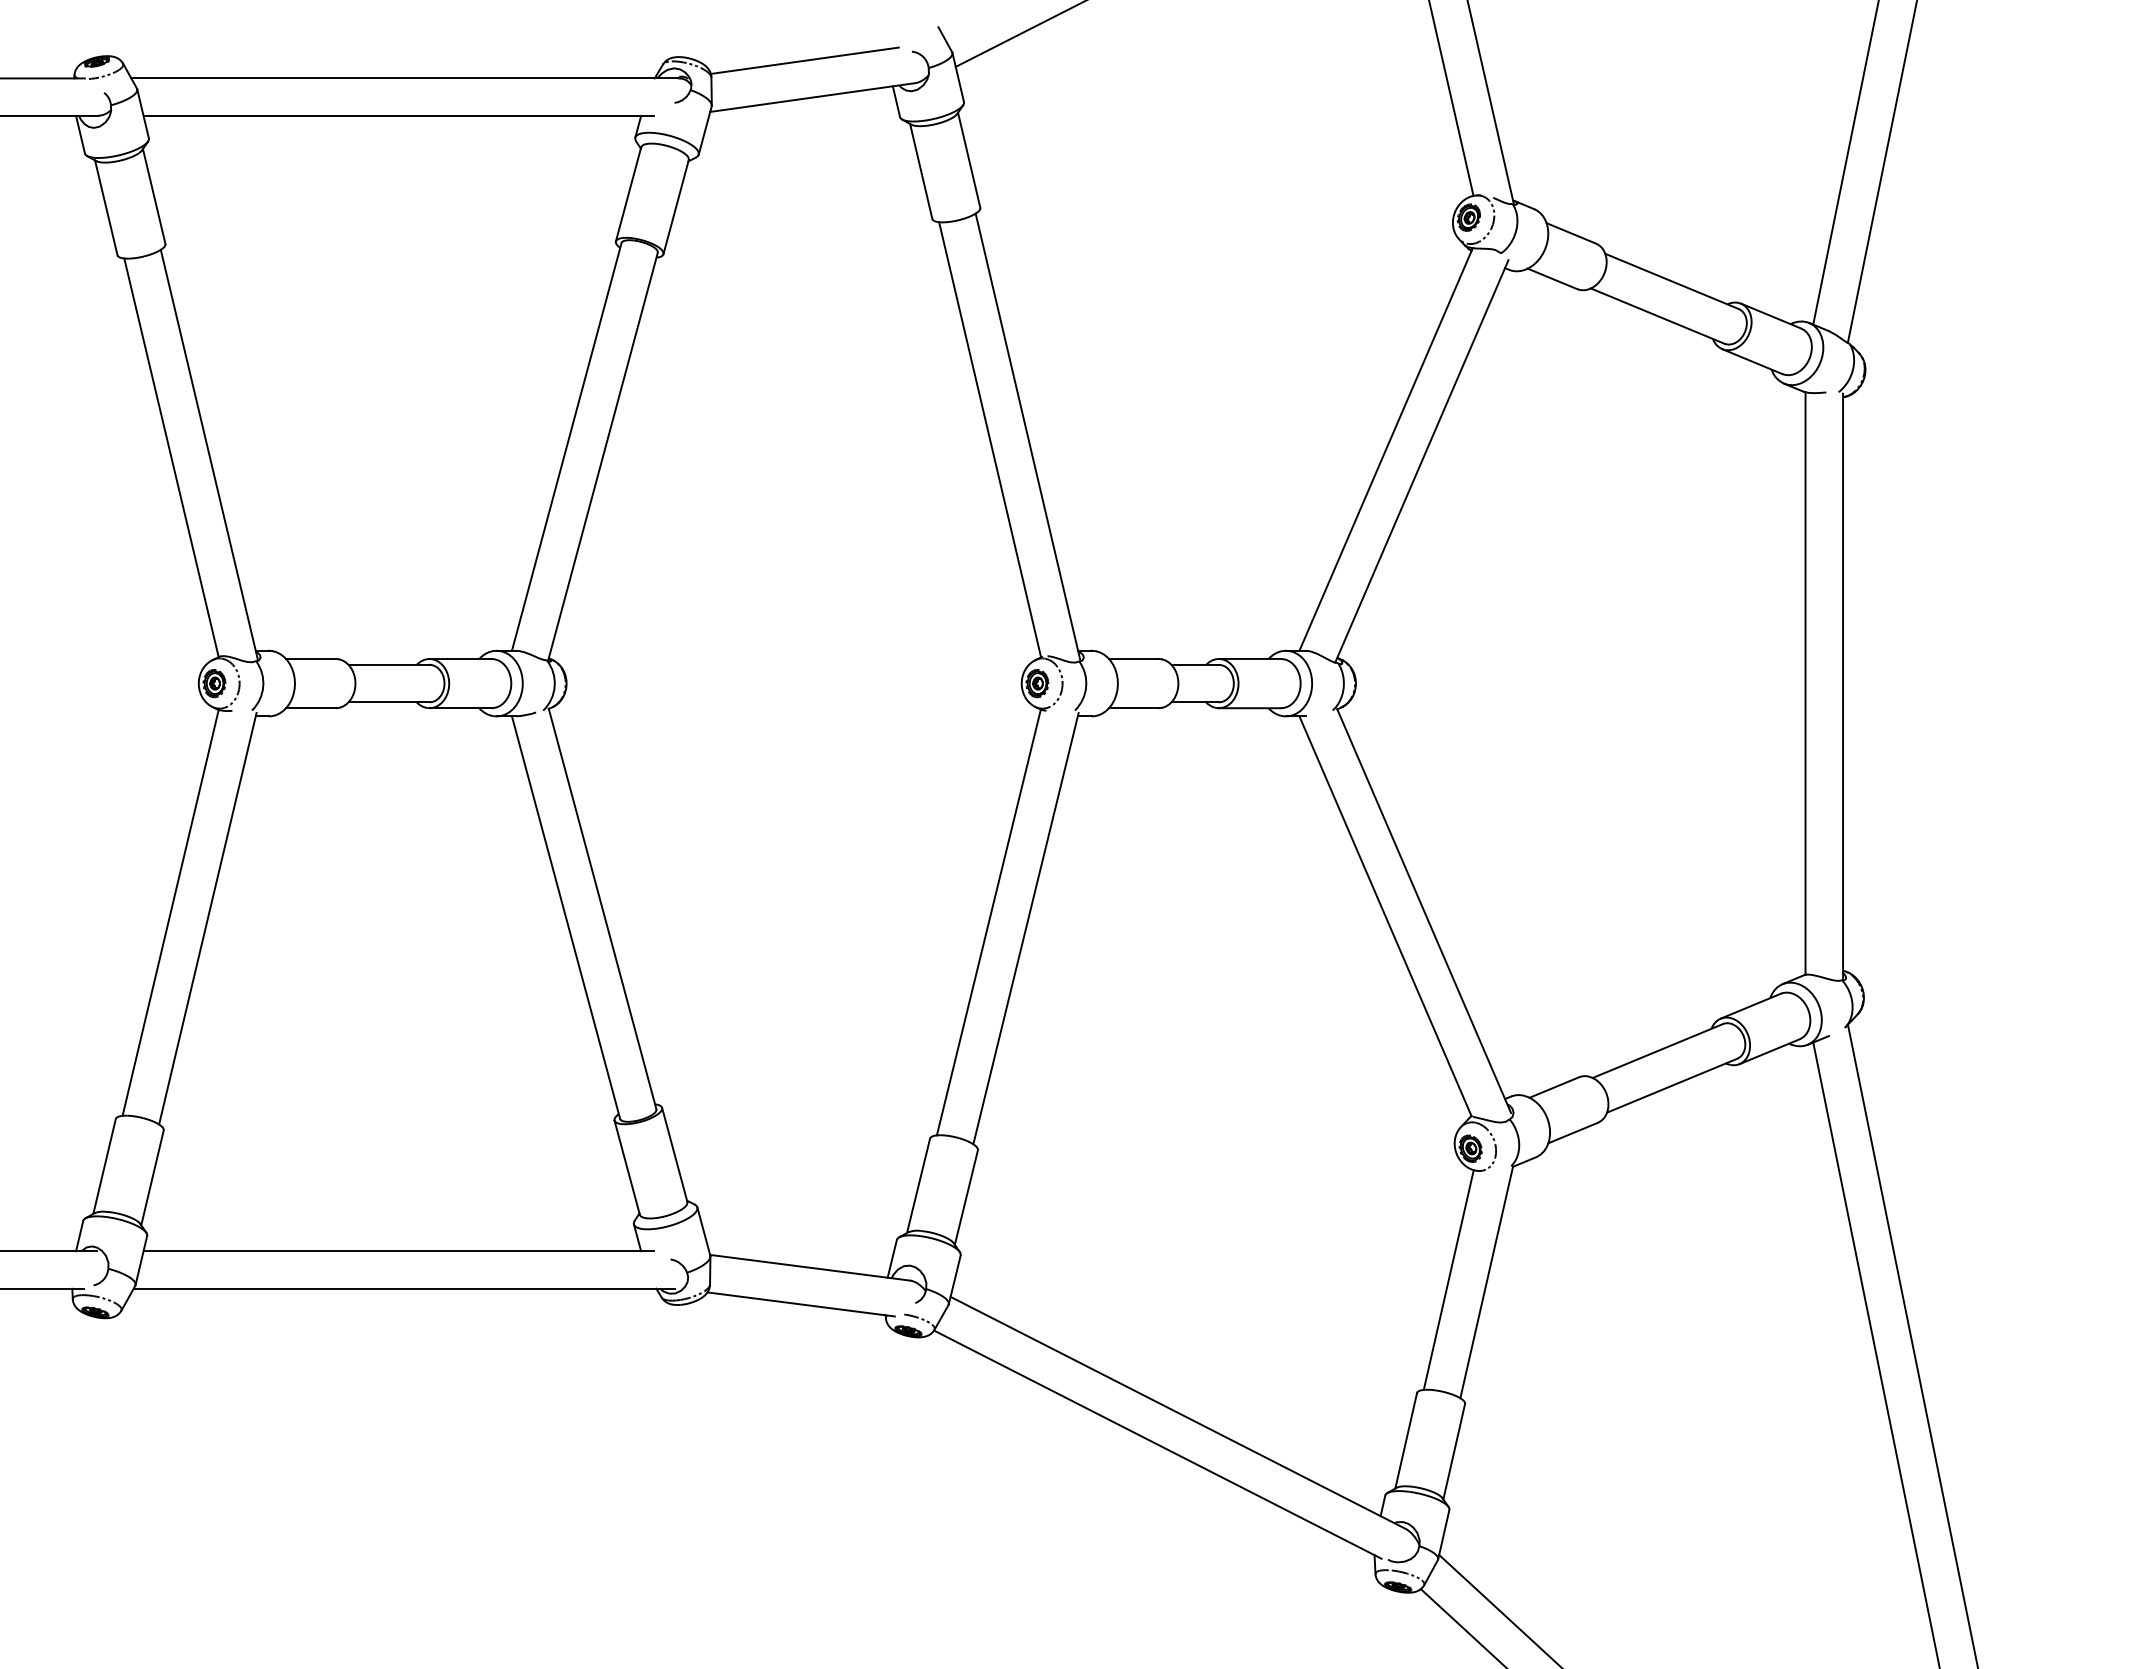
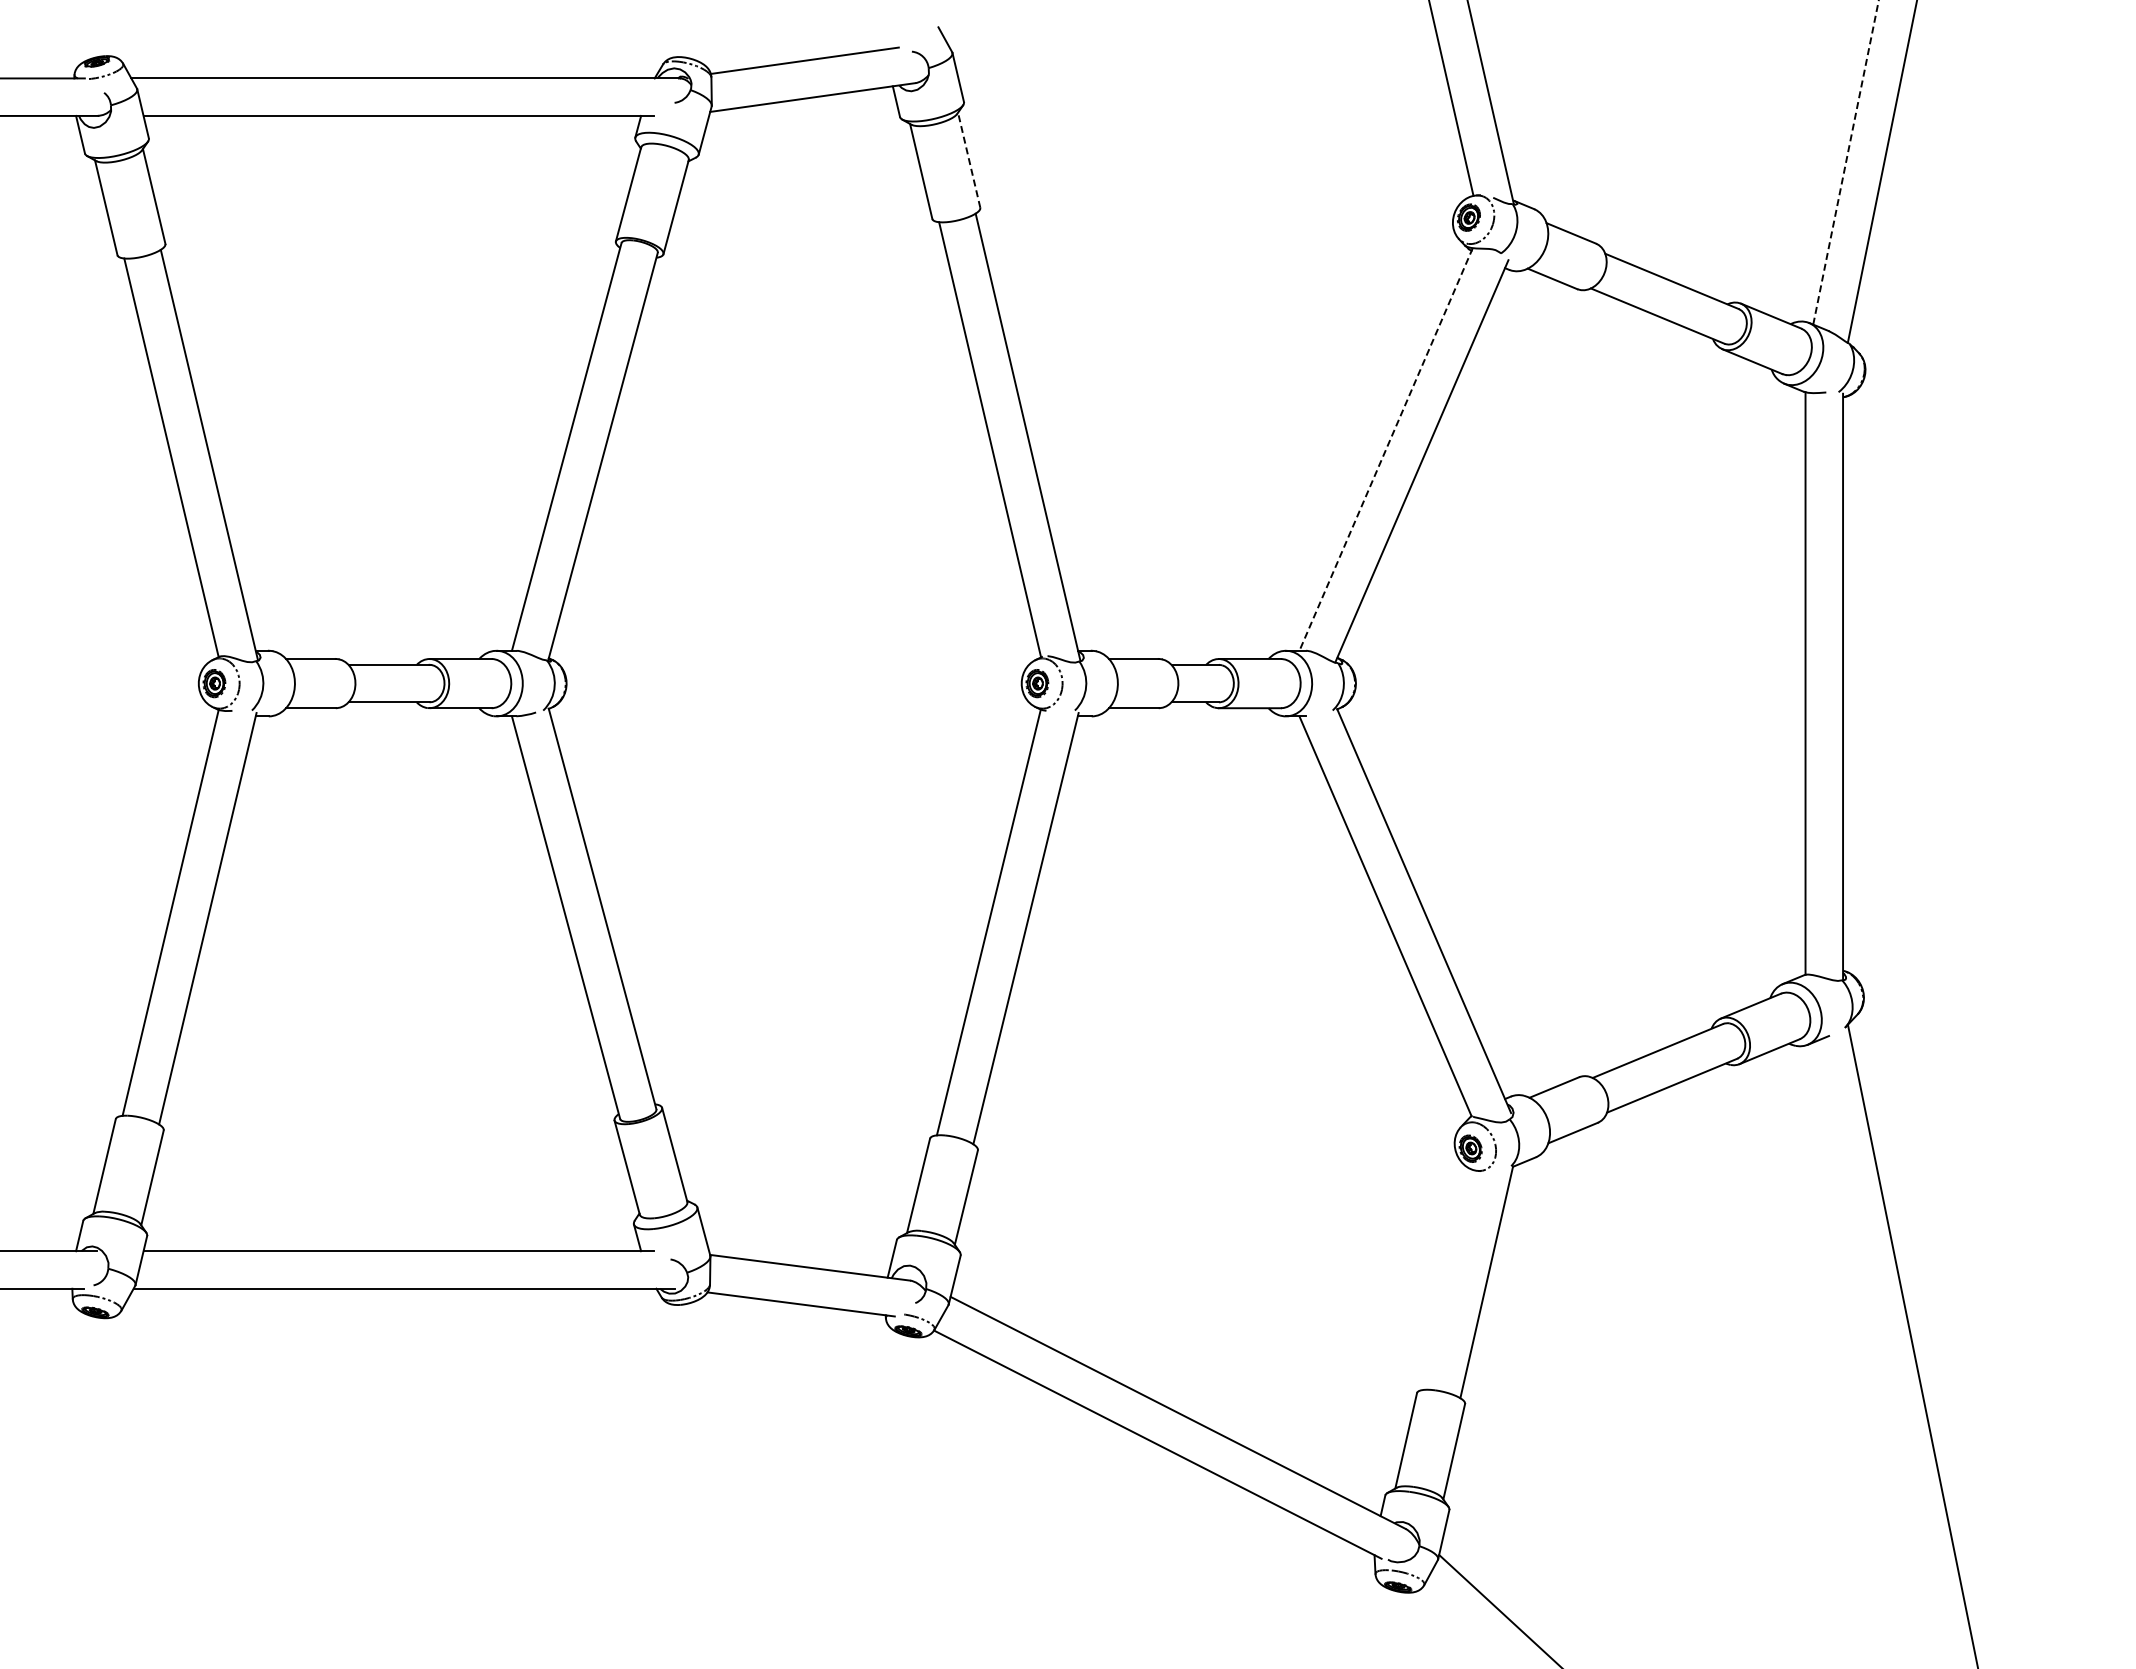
line: present -> none (1019, 34)
line: solid -> dashed (969, 160)
line: solid -> dashed (1845, 163)
line: solid -> dashed (1385, 449)
line: present -> none (1448, 1279)
line: present -> none (1876, 1353)
line: present -> none (1462, 1627)
